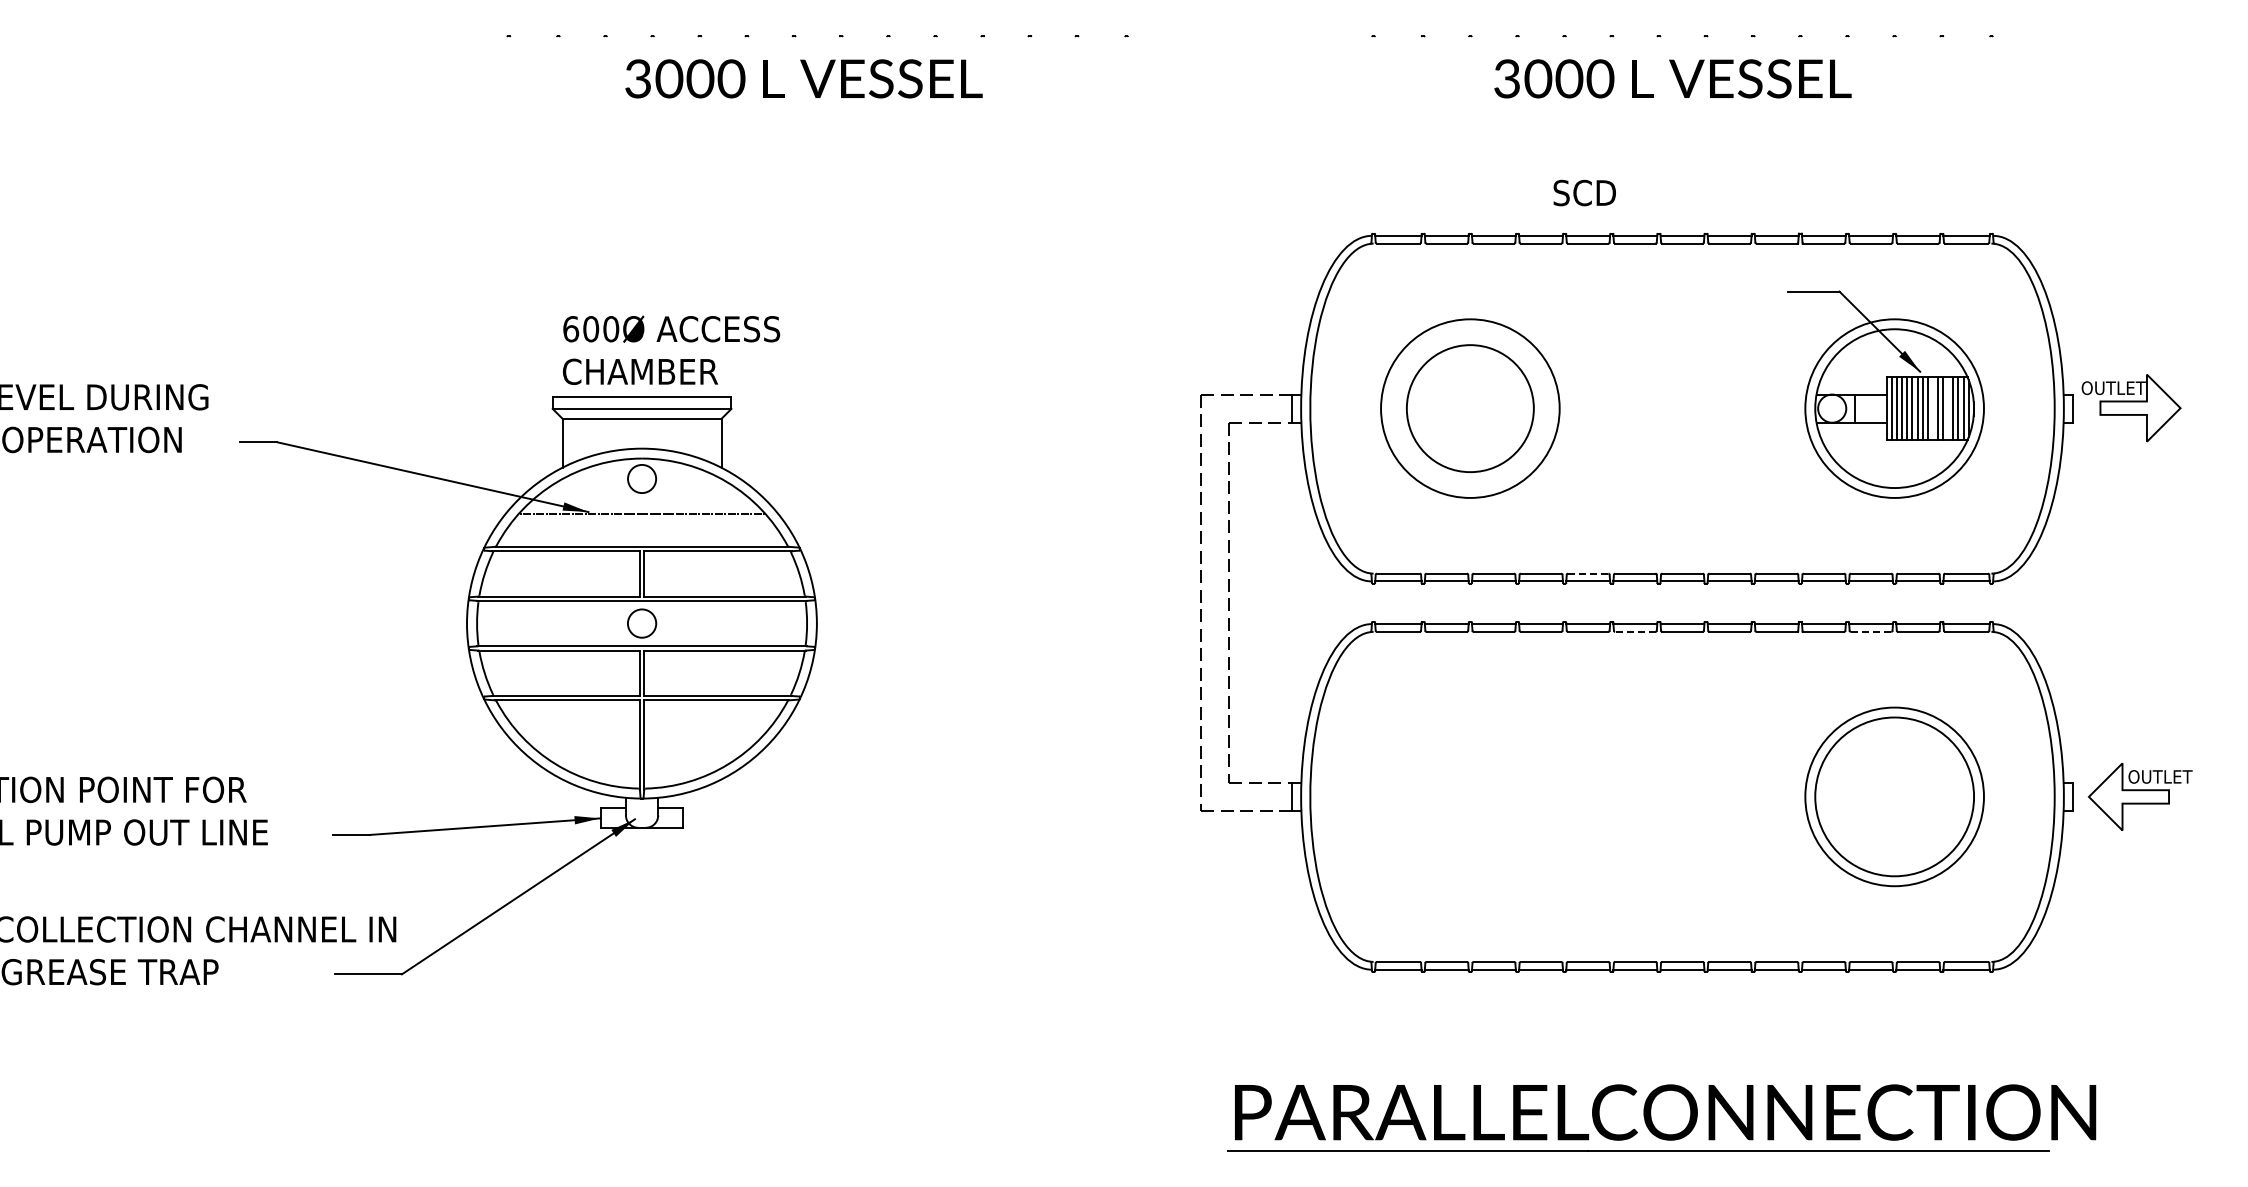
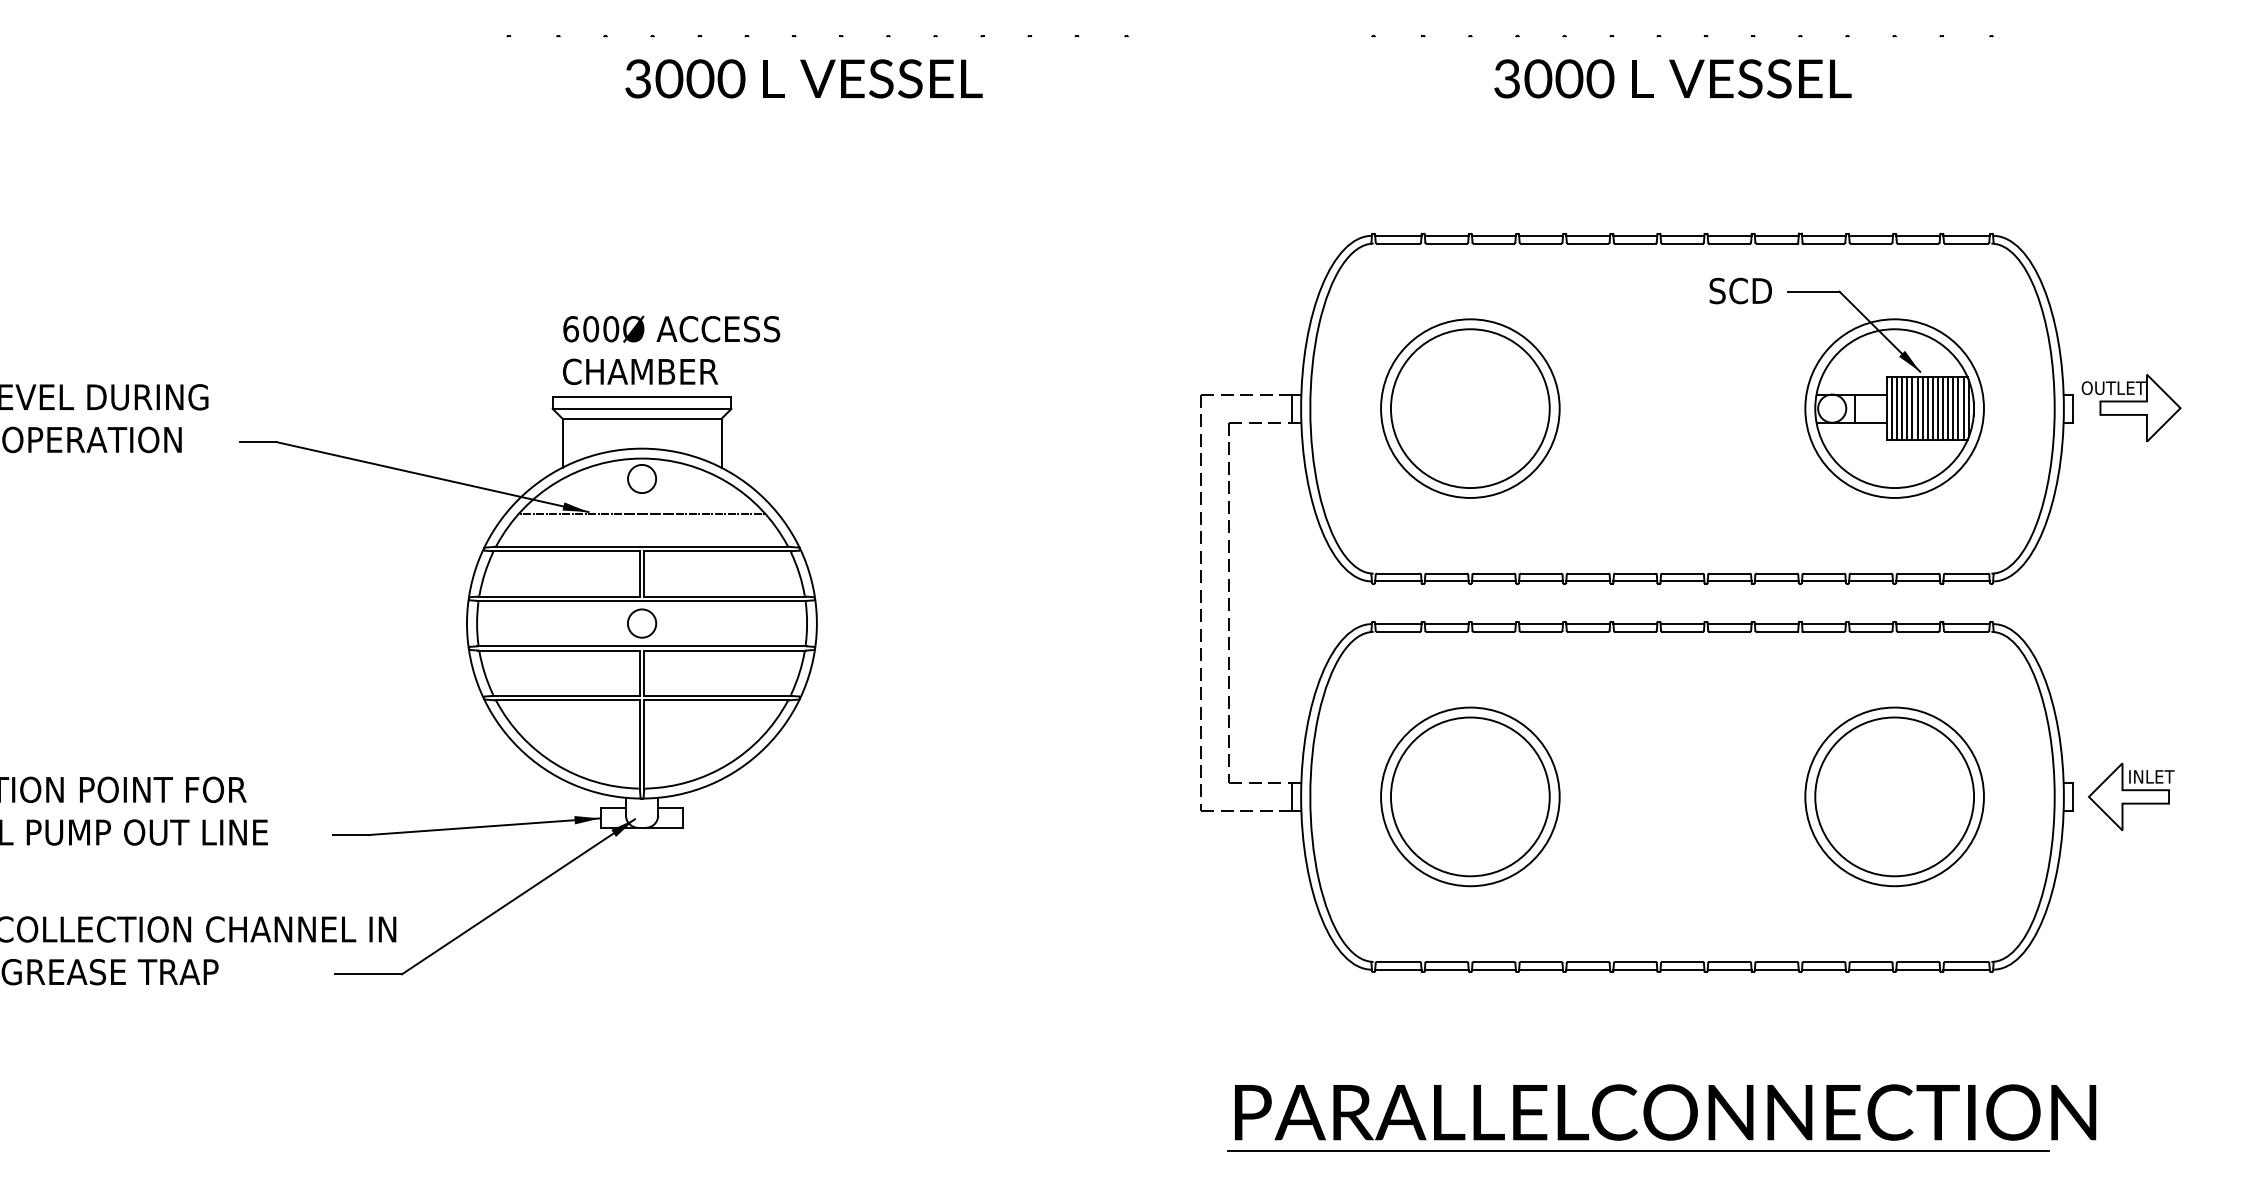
text position: (1584, 192) -> (1740, 290) (1740, 290)
circle diameter: 127 px -> 159 px (1469, 408)
line: none -> present (1932, 408)
line: none -> present (1948, 408)
line: dashed -> solid (1587, 573)
line: dashed -> solid (1634, 631)
line: dashed -> solid (1870, 631)
text: OUTLET -> INLET (2160, 776)
part: none -> present (1470, 796)
